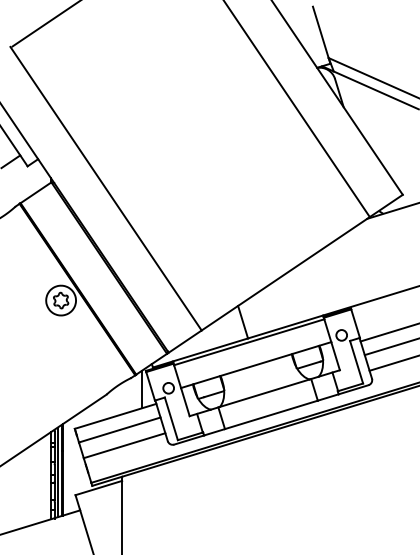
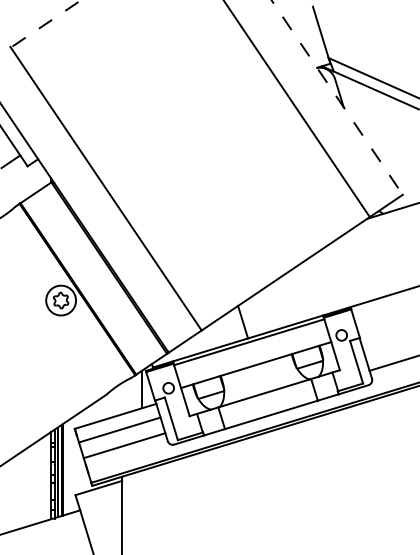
line: solid -> dashed (47, 23)
line: solid -> dashed (337, 97)
line: present -> none (388, 332)
line: present -> none (390, 347)
